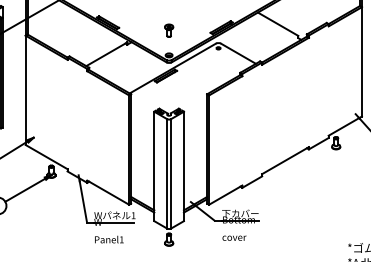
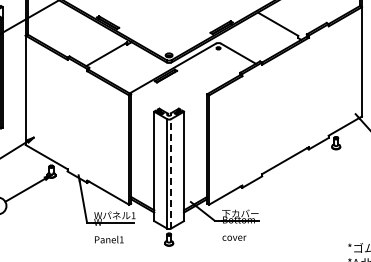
part: present -> none (169, 30)
line: solid -> dashed (171, 173)
